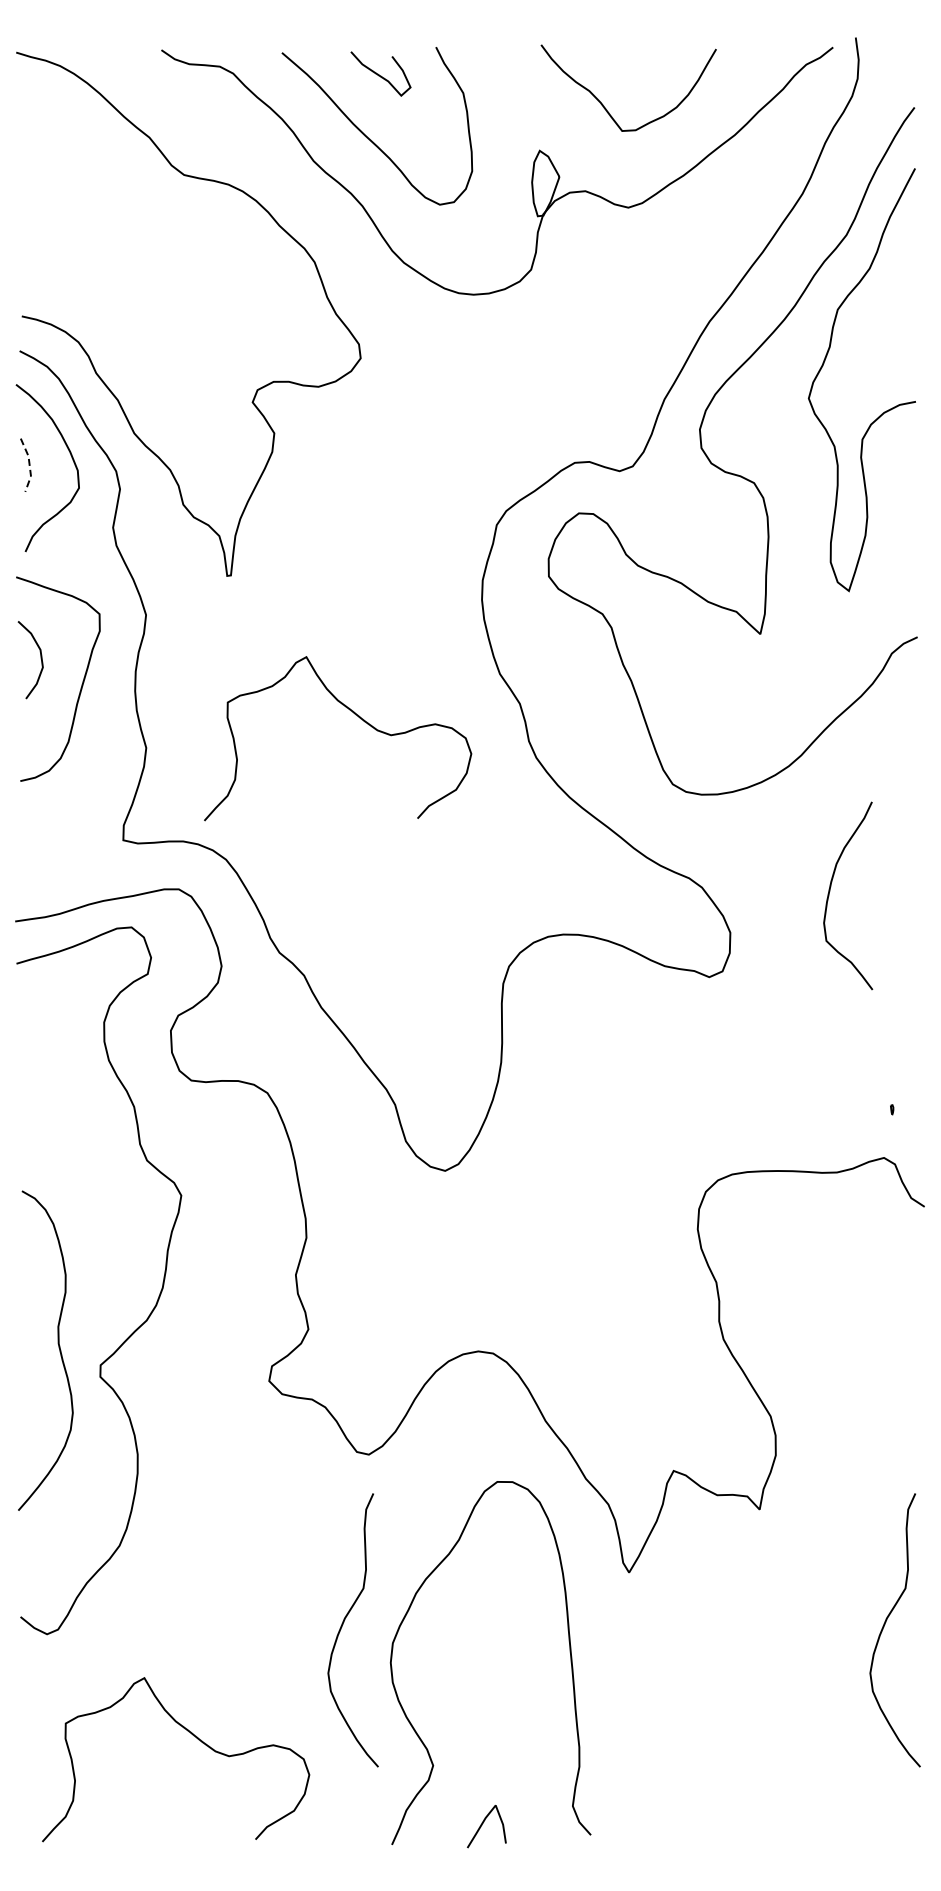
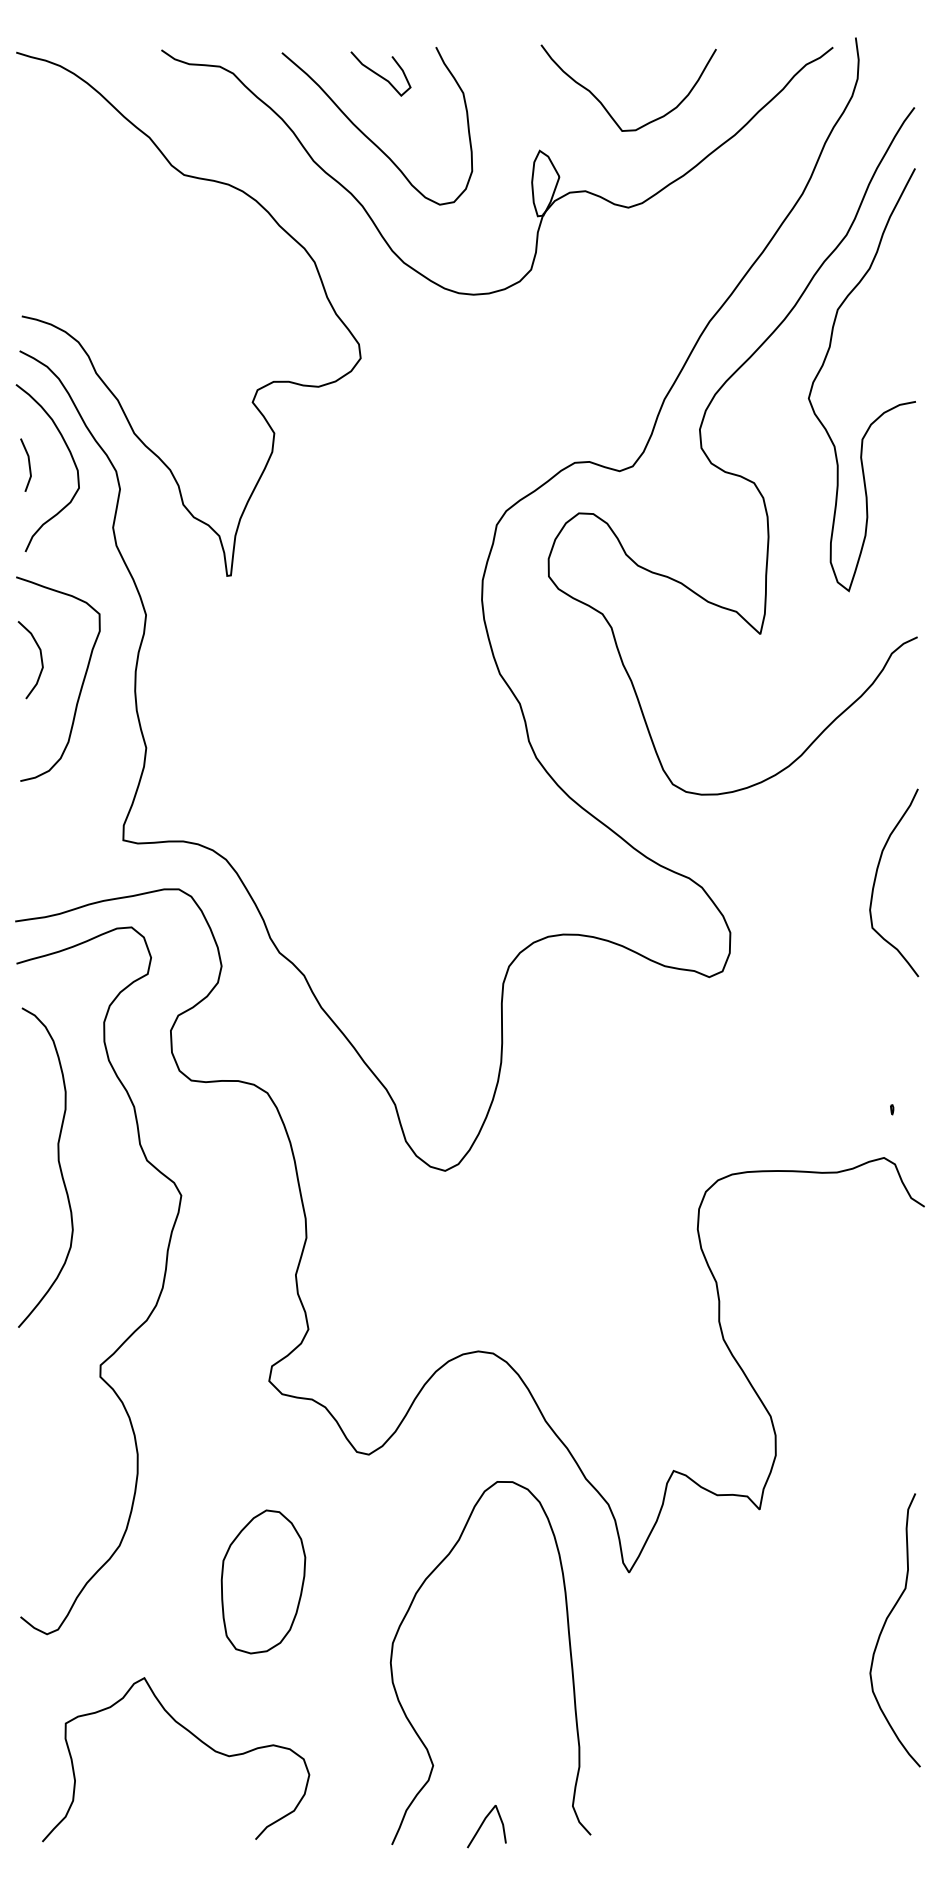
line: dashed -> solid (29, 464)
curve: present -> none (354, 714)
curve position: (830, 891) -> (876, 878) (876, 878)
curve position: (58, 1348) -> (58, 1165) (58, 1165)
part: none -> present (263, 1581)
curve: present -> none (342, 1627)
